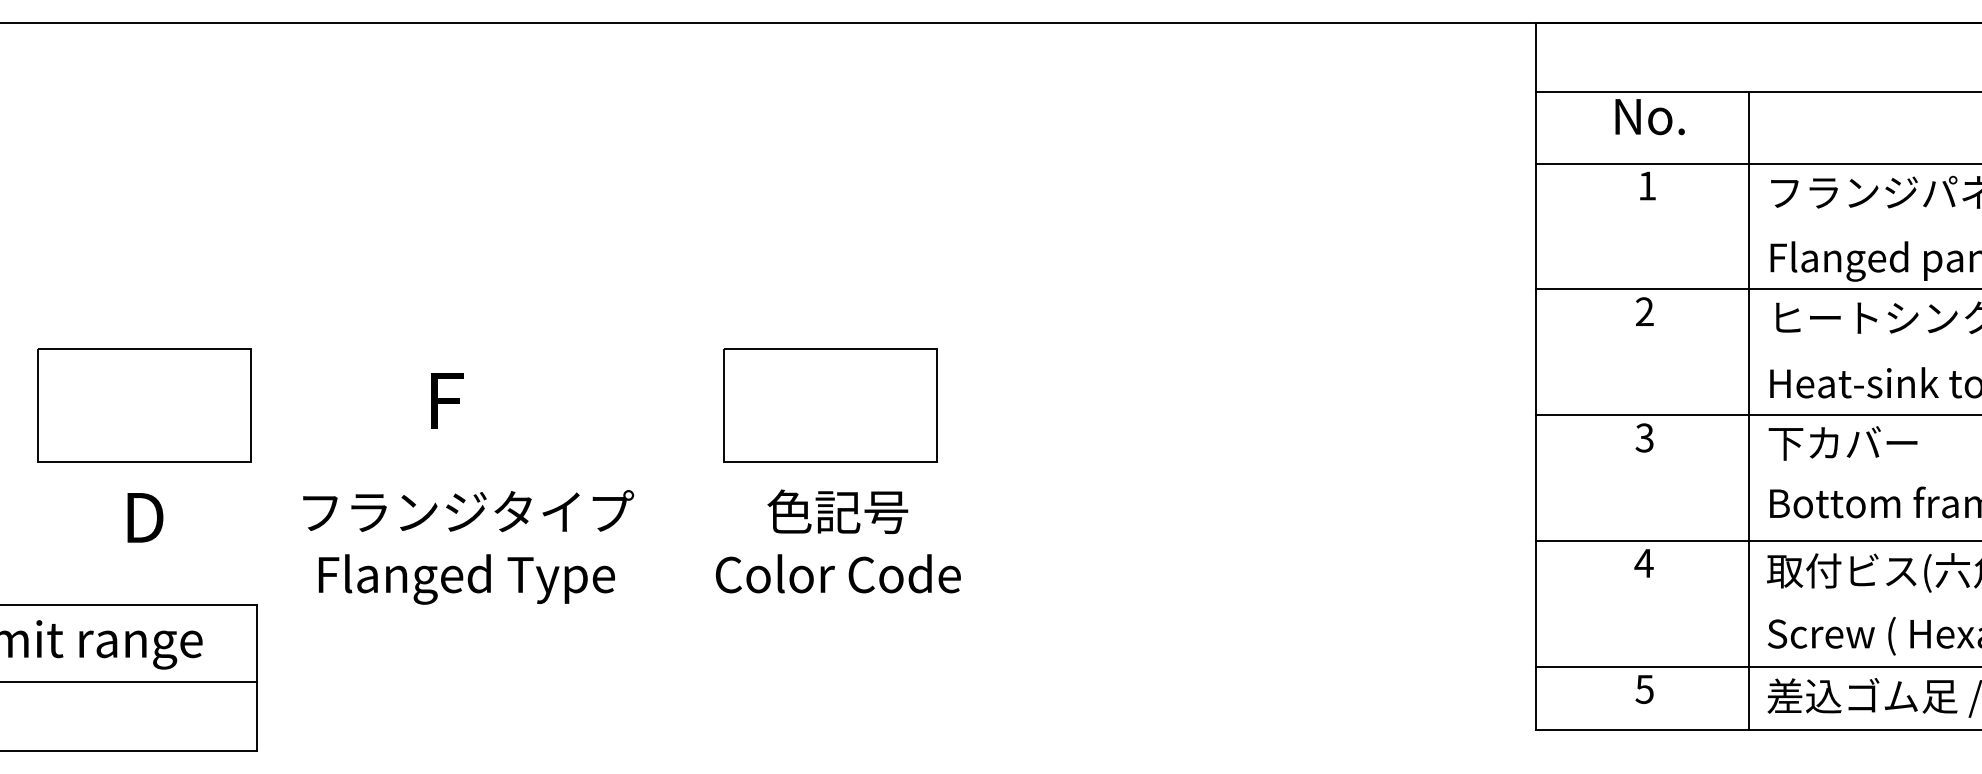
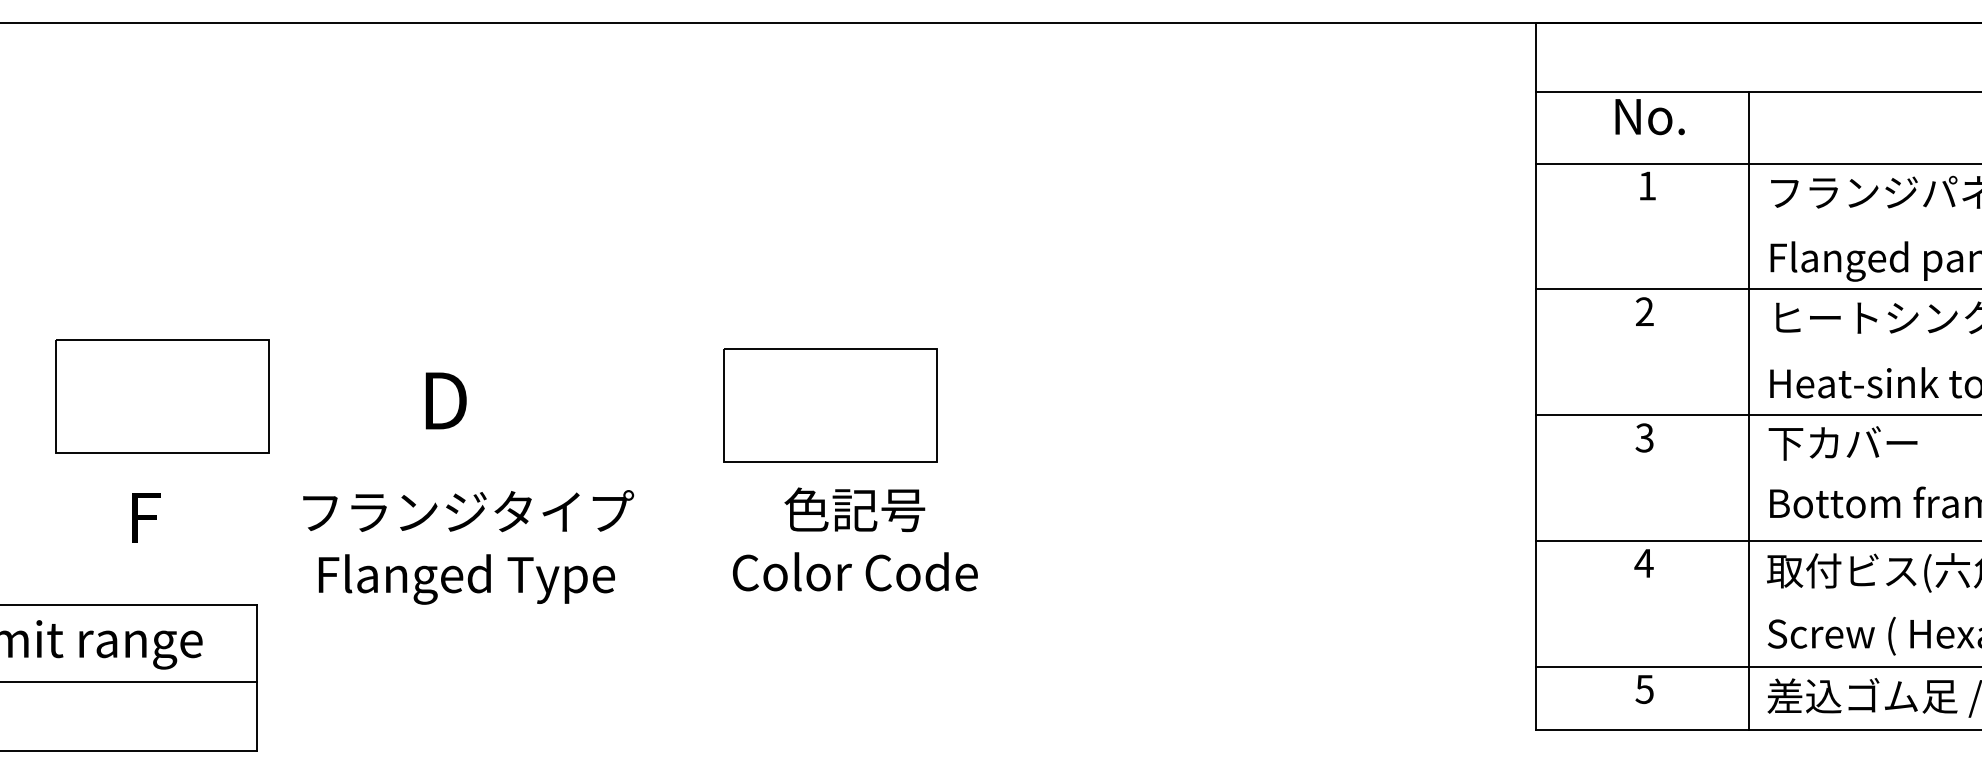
text: F -> D (445, 400)
part position: (144, 405) -> (162, 396) (162, 396)
text: D -> F (145, 517)
text position: (838, 541) -> (855, 539) (855, 539)
